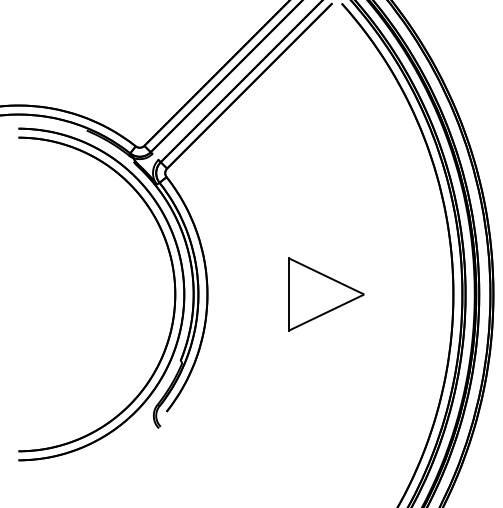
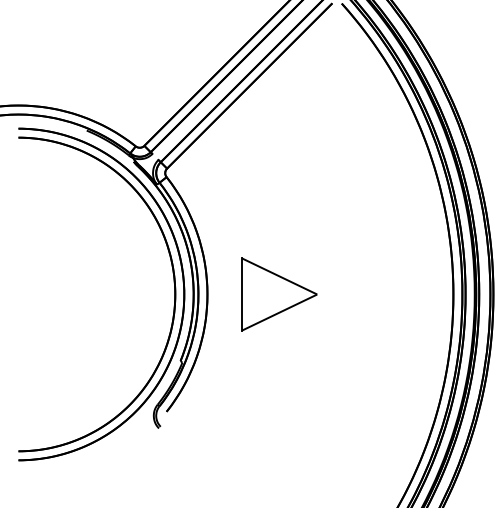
part position: (326, 294) -> (279, 294) (279, 294)
